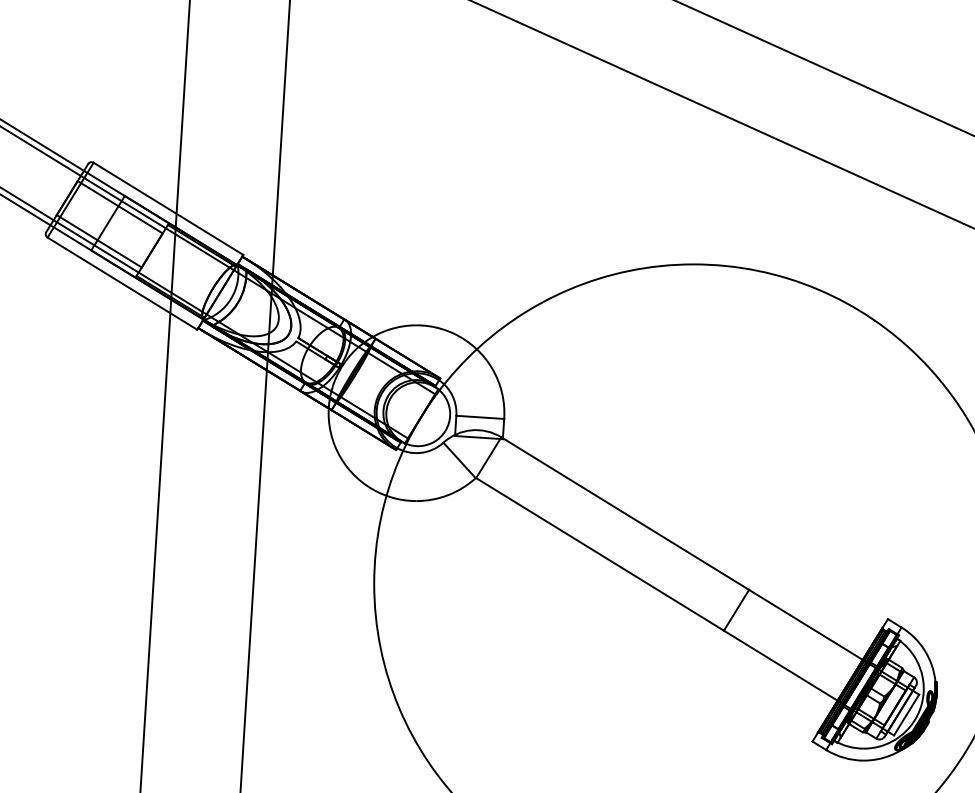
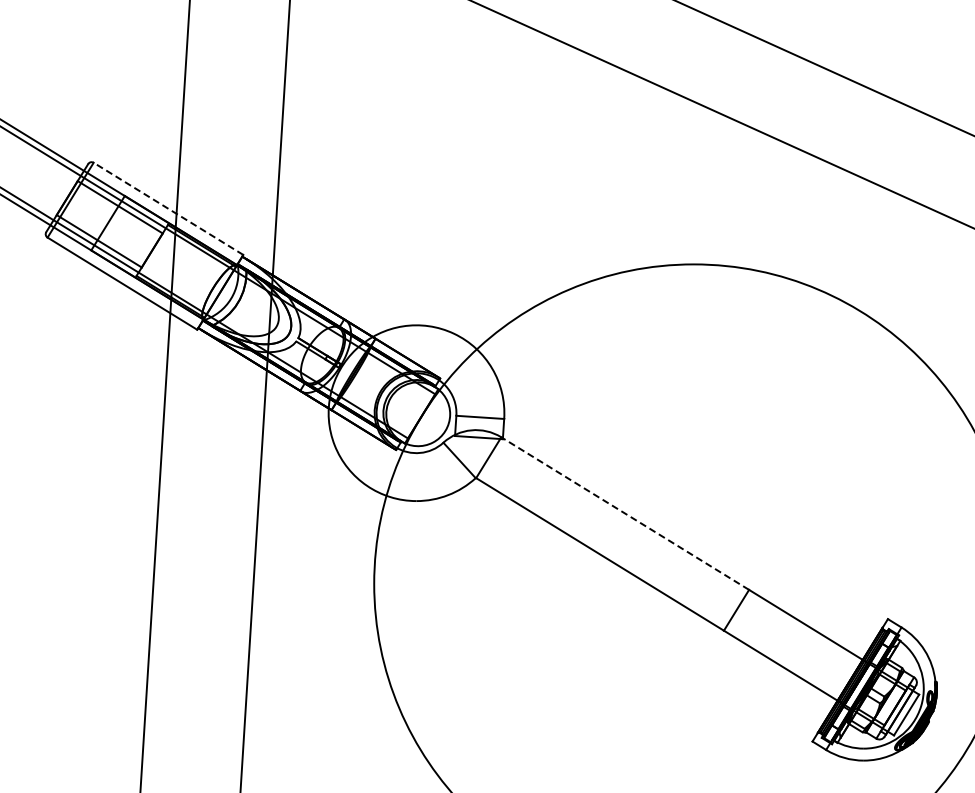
line: solid -> dashed (168, 208)
line: solid -> dashed (624, 513)
